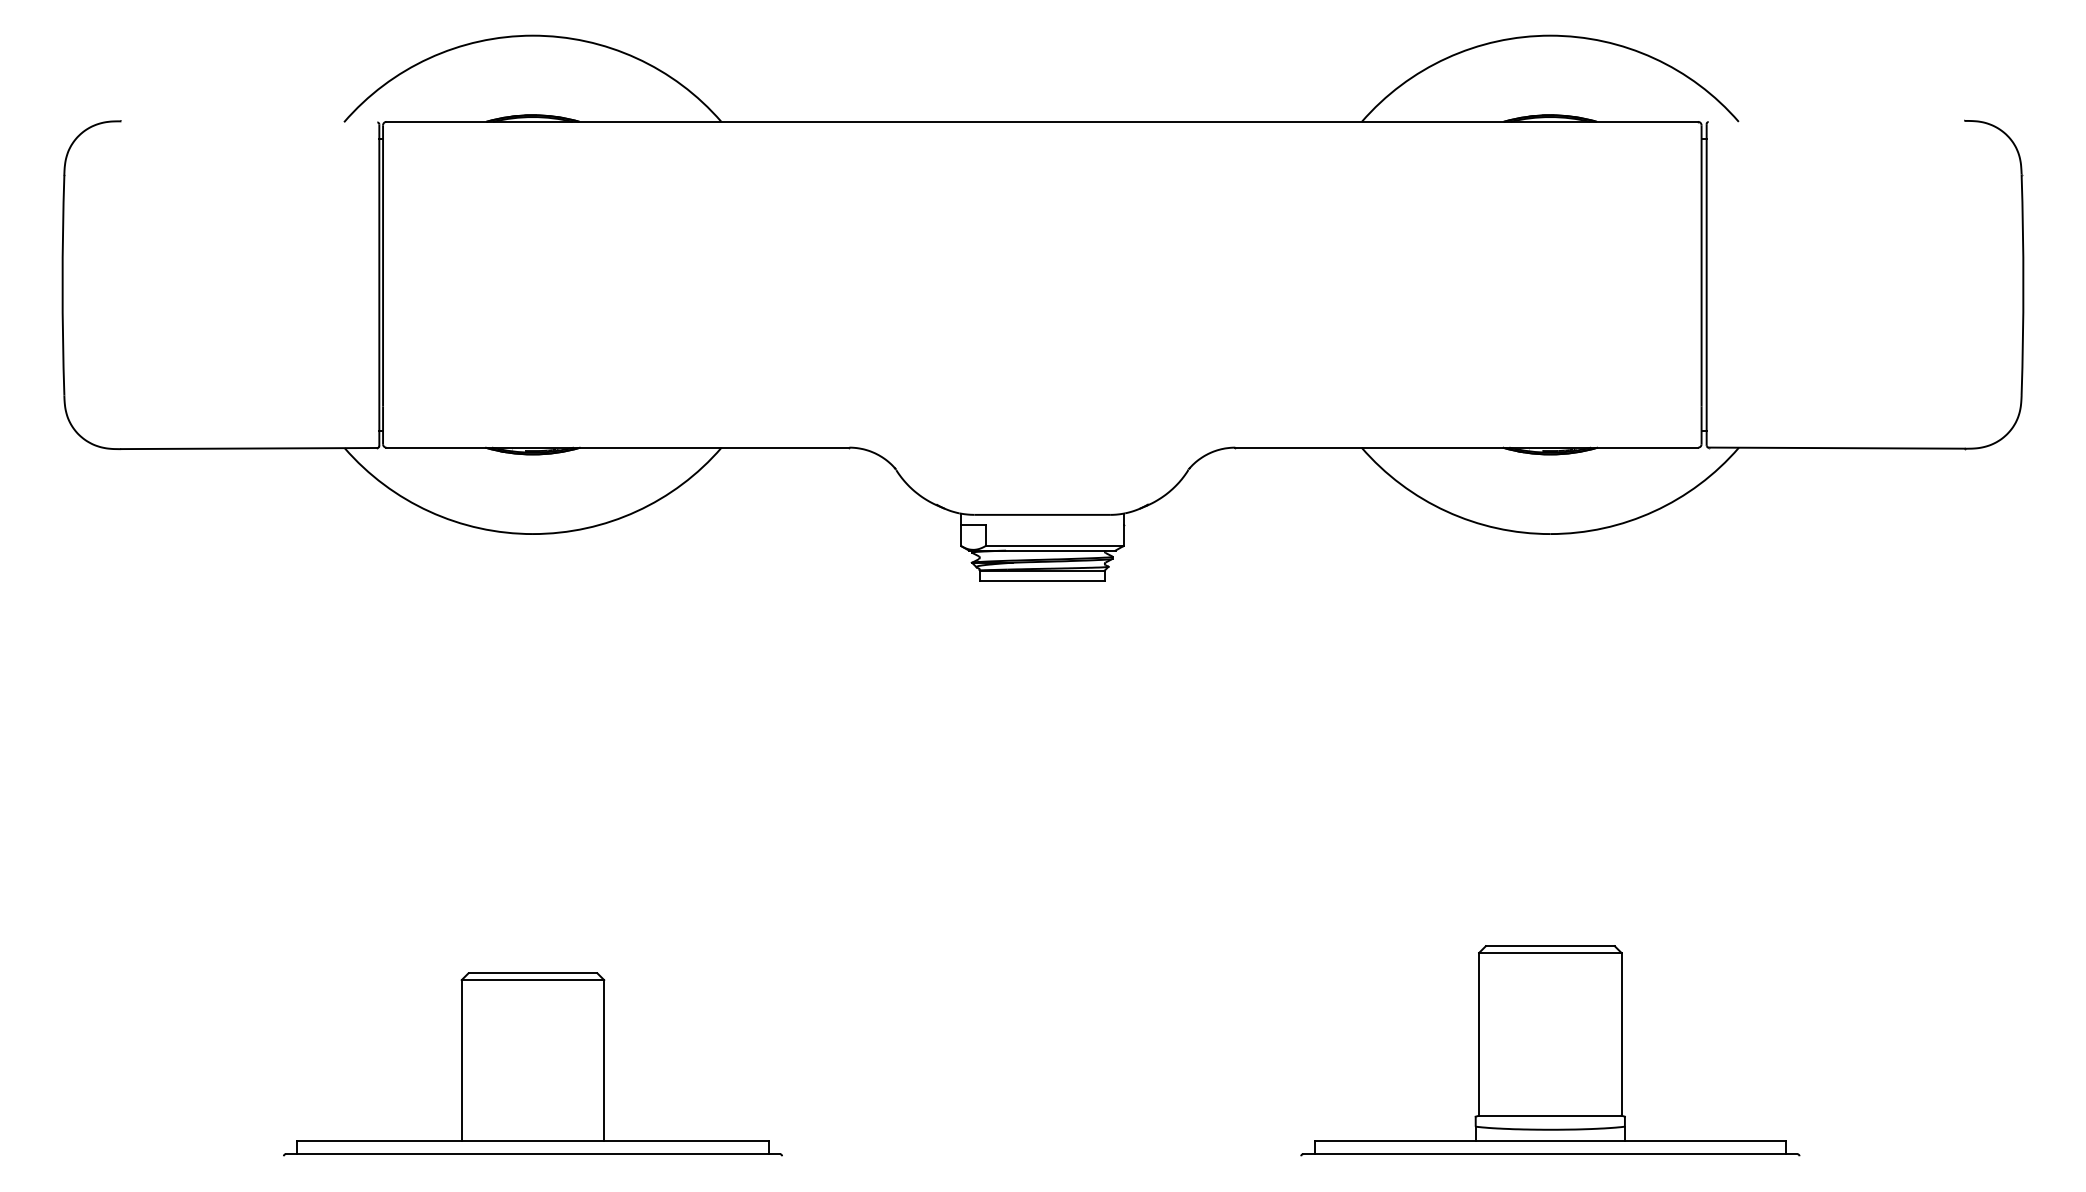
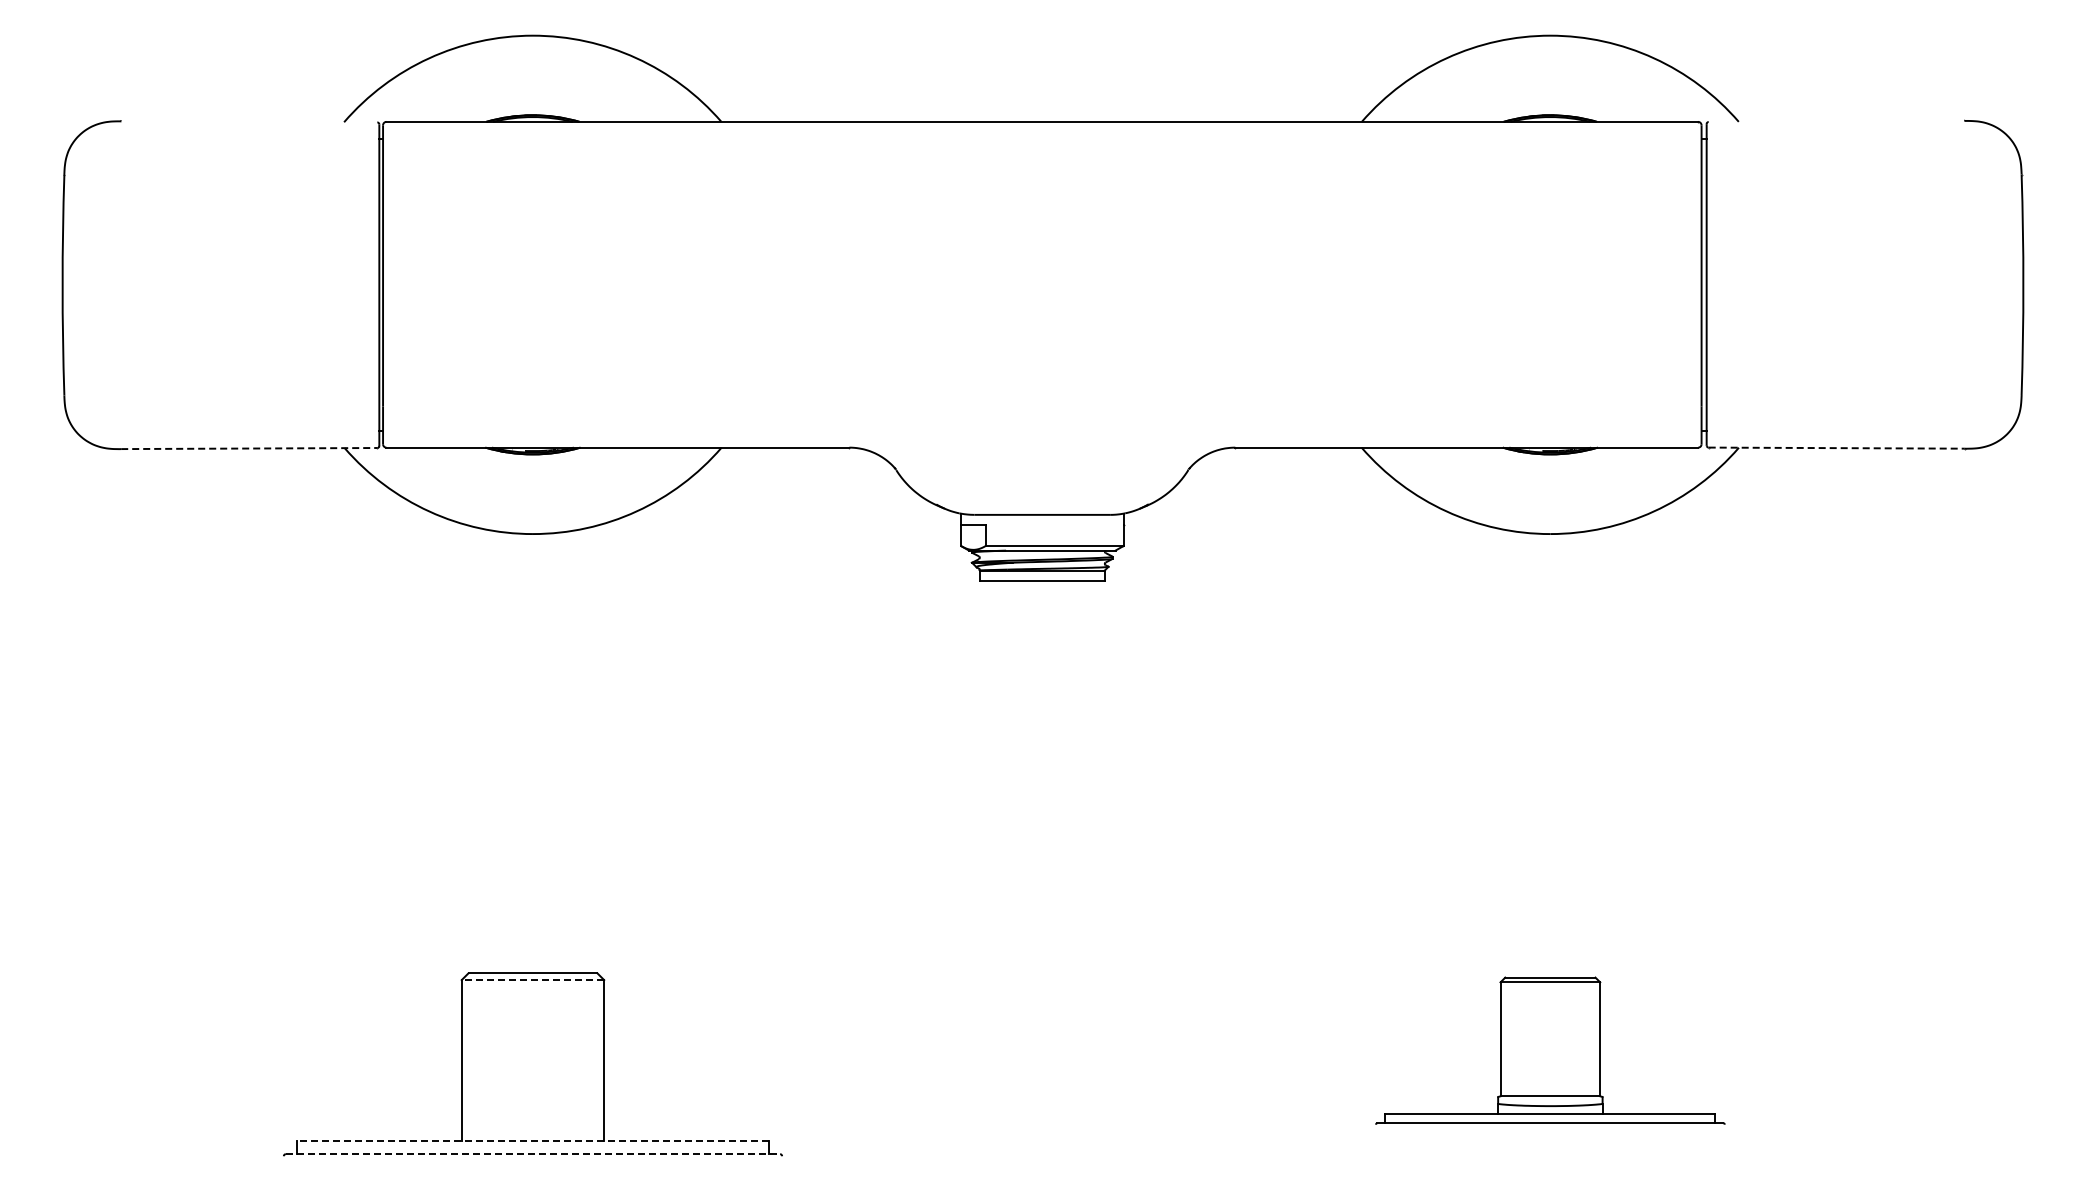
line: solid -> dashed (249, 448)
line: solid -> dashed (1837, 448)
line: solid -> dashed (532, 980)
part size: 501x212 px -> 351x149 px (1550, 1050)
line: solid -> dashed (532, 1140)
line: solid -> dashed (533, 1154)
